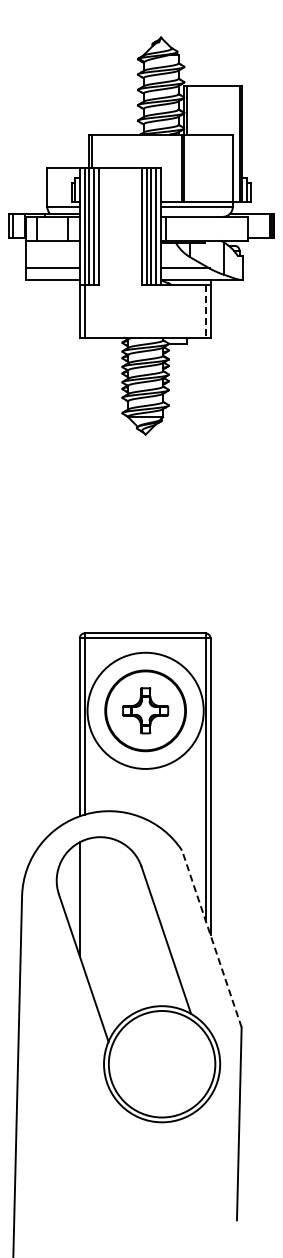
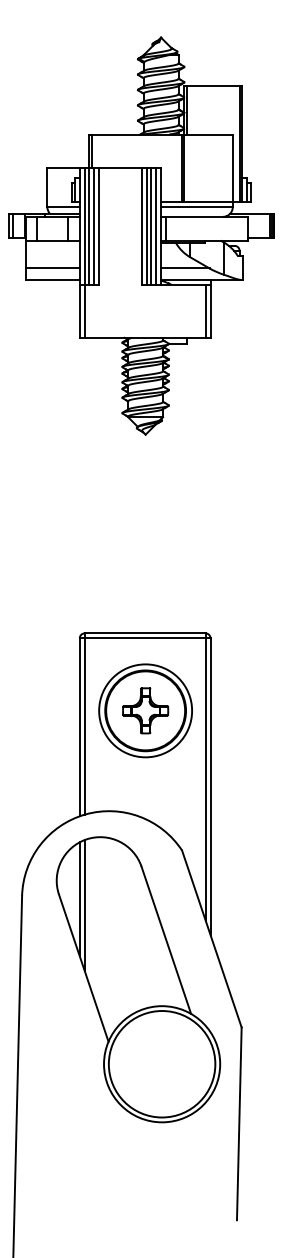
line: dashed -> solid (205, 311)
circle diameter: 116 px -> 93 px (145, 710)
line: none -> present (84, 905)
line: dashed -> solid (211, 938)
